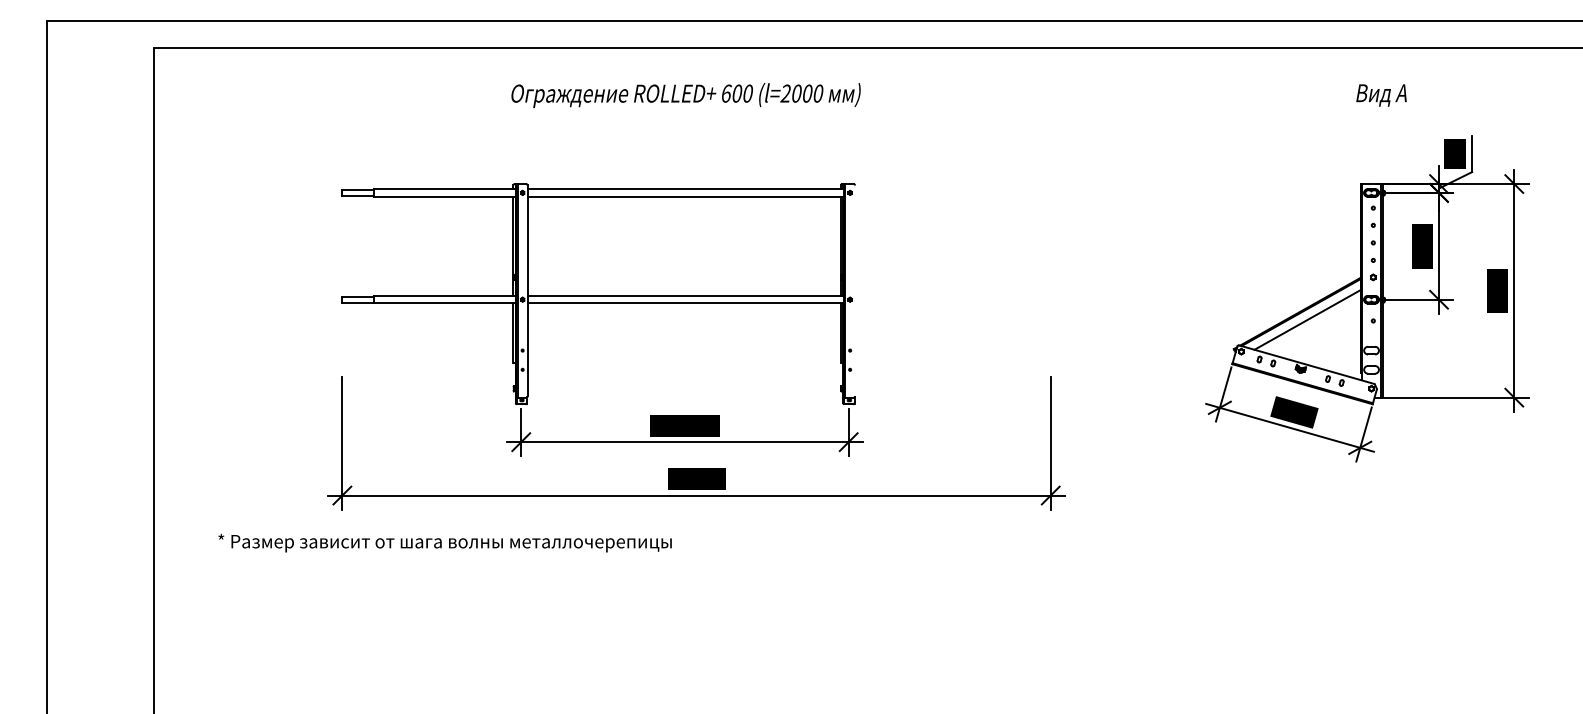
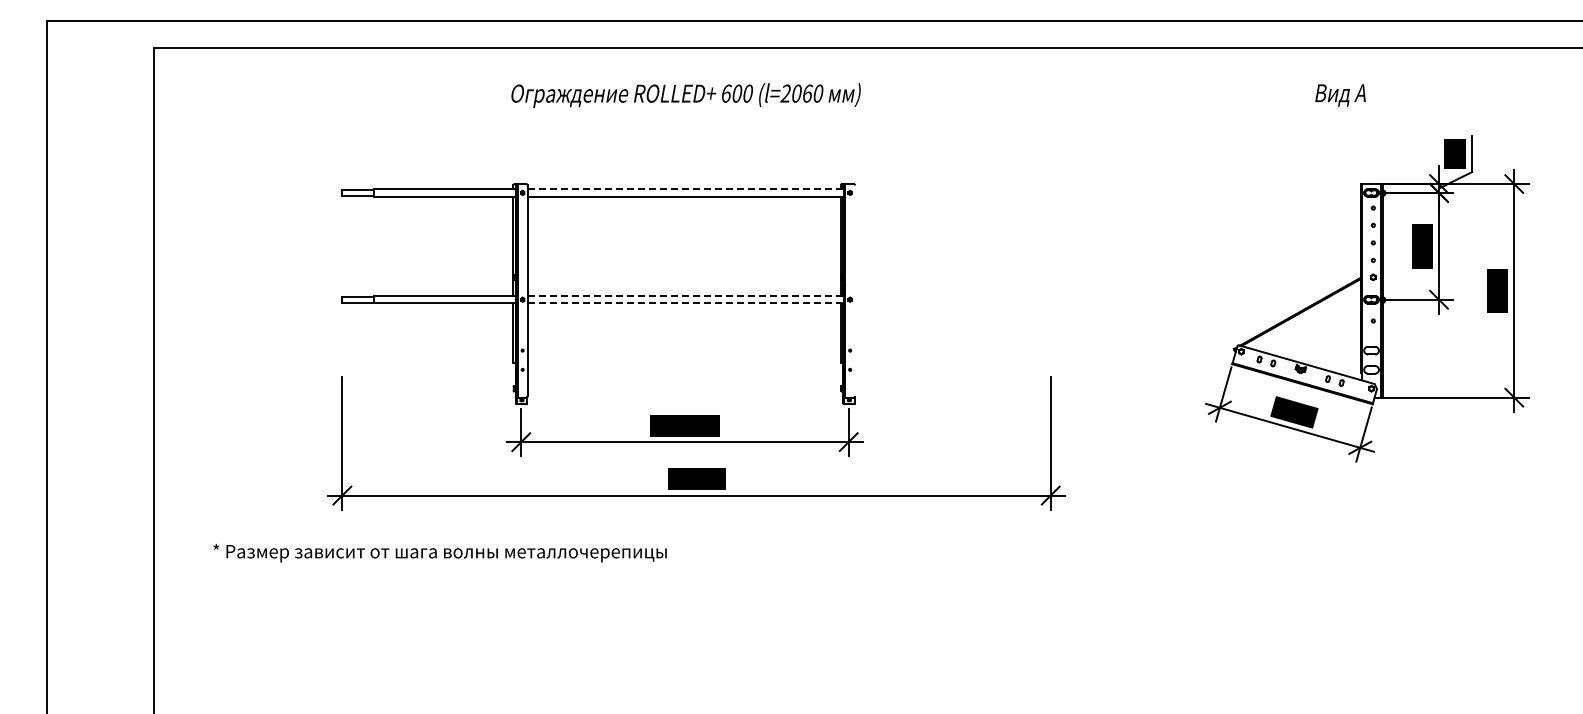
text: (l=2000 -> (l=2060 (808, 93)
text position: (1381, 95) -> (1340, 95) (1340, 95)
line: solid -> dashed (686, 189)
line: solid -> dashed (686, 296)
line: solid -> dashed (686, 303)
line: present -> none (1307, 319)
text position: (444, 542) -> (439, 552) (439, 552)
